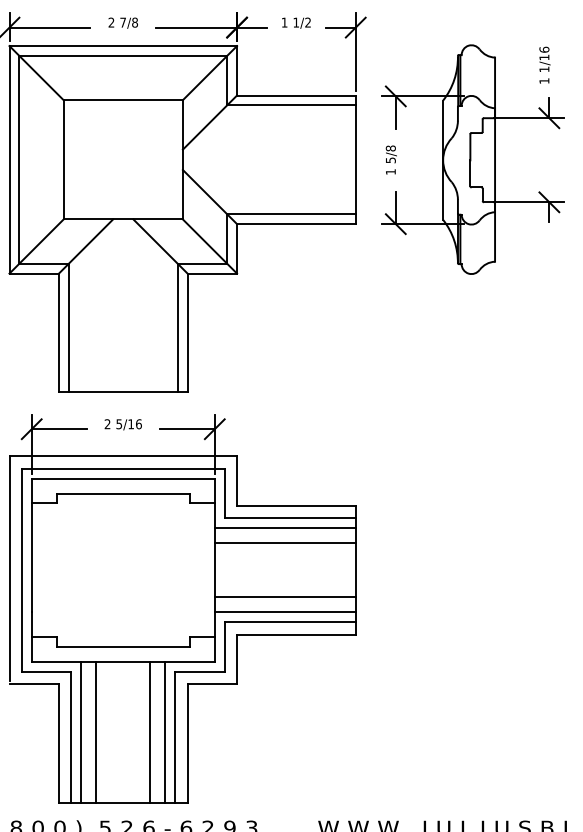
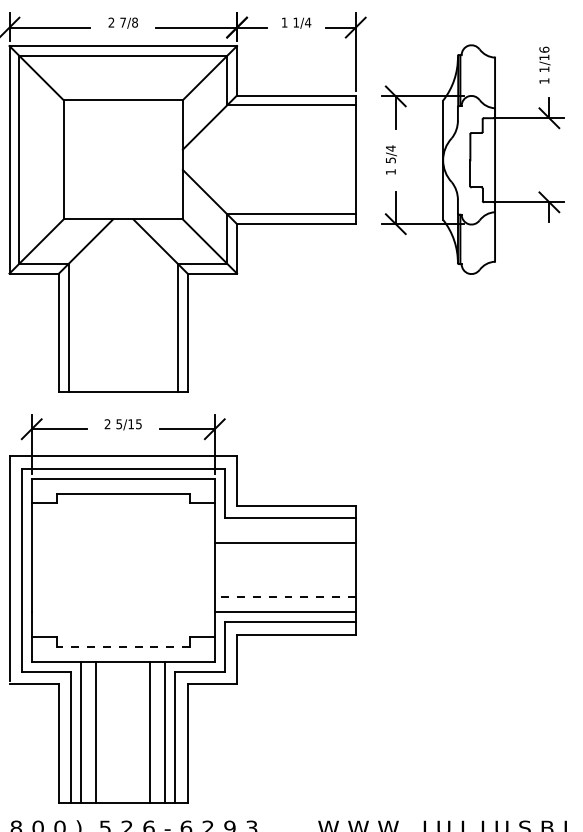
text: 1/2 -> 1/4 (307, 22)
text: 5/8 -> 5/4 (390, 148)
text: 5/16 -> 5/15 (138, 424)
line: present -> none (284, 528)
line: solid -> dashed (284, 597)
line: solid -> dashed (123, 646)
